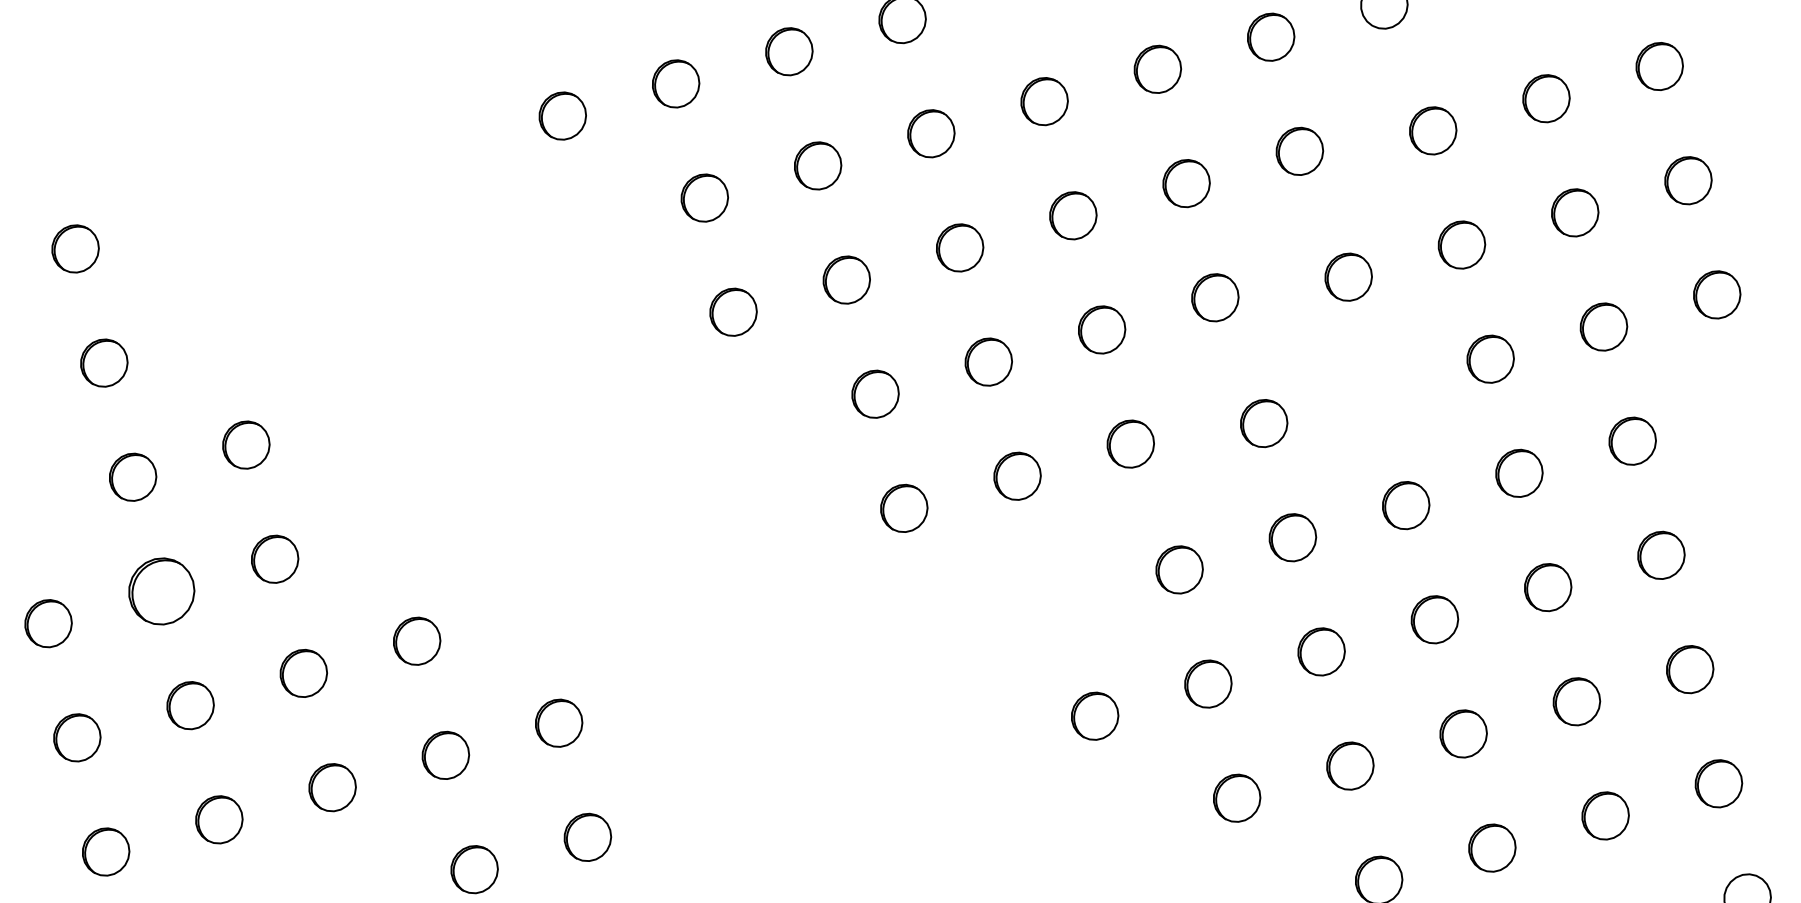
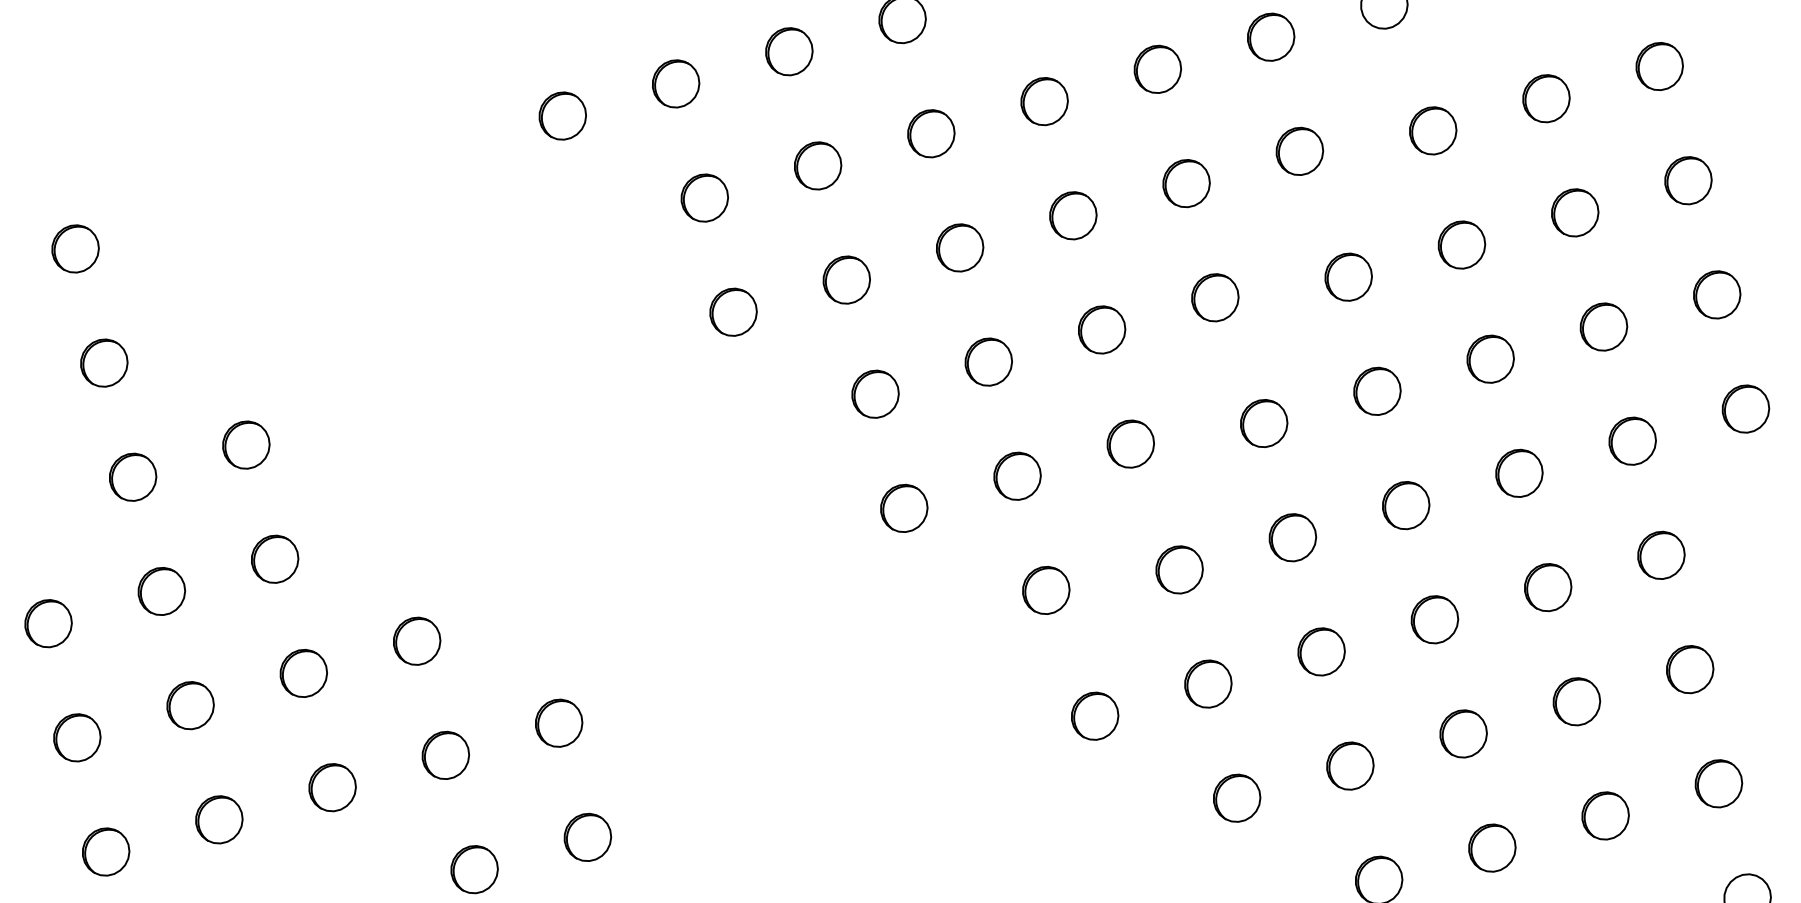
part: none -> present (1377, 390)
part: none -> present (1745, 408)
part: none -> present (1046, 590)
part size: 68x69 px -> 50x49 px (161, 591)
